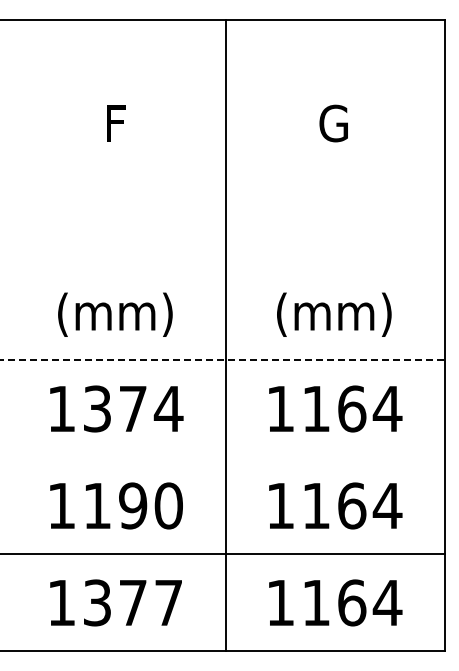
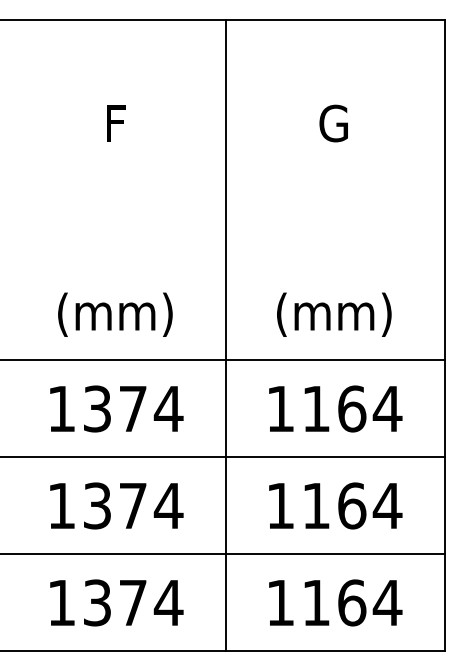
line: dashed -> solid (223, 359)
line: none -> present (223, 456)
text: 1190 -> 1374 (133, 505)
text: 1377 -> 1374 (168, 602)
